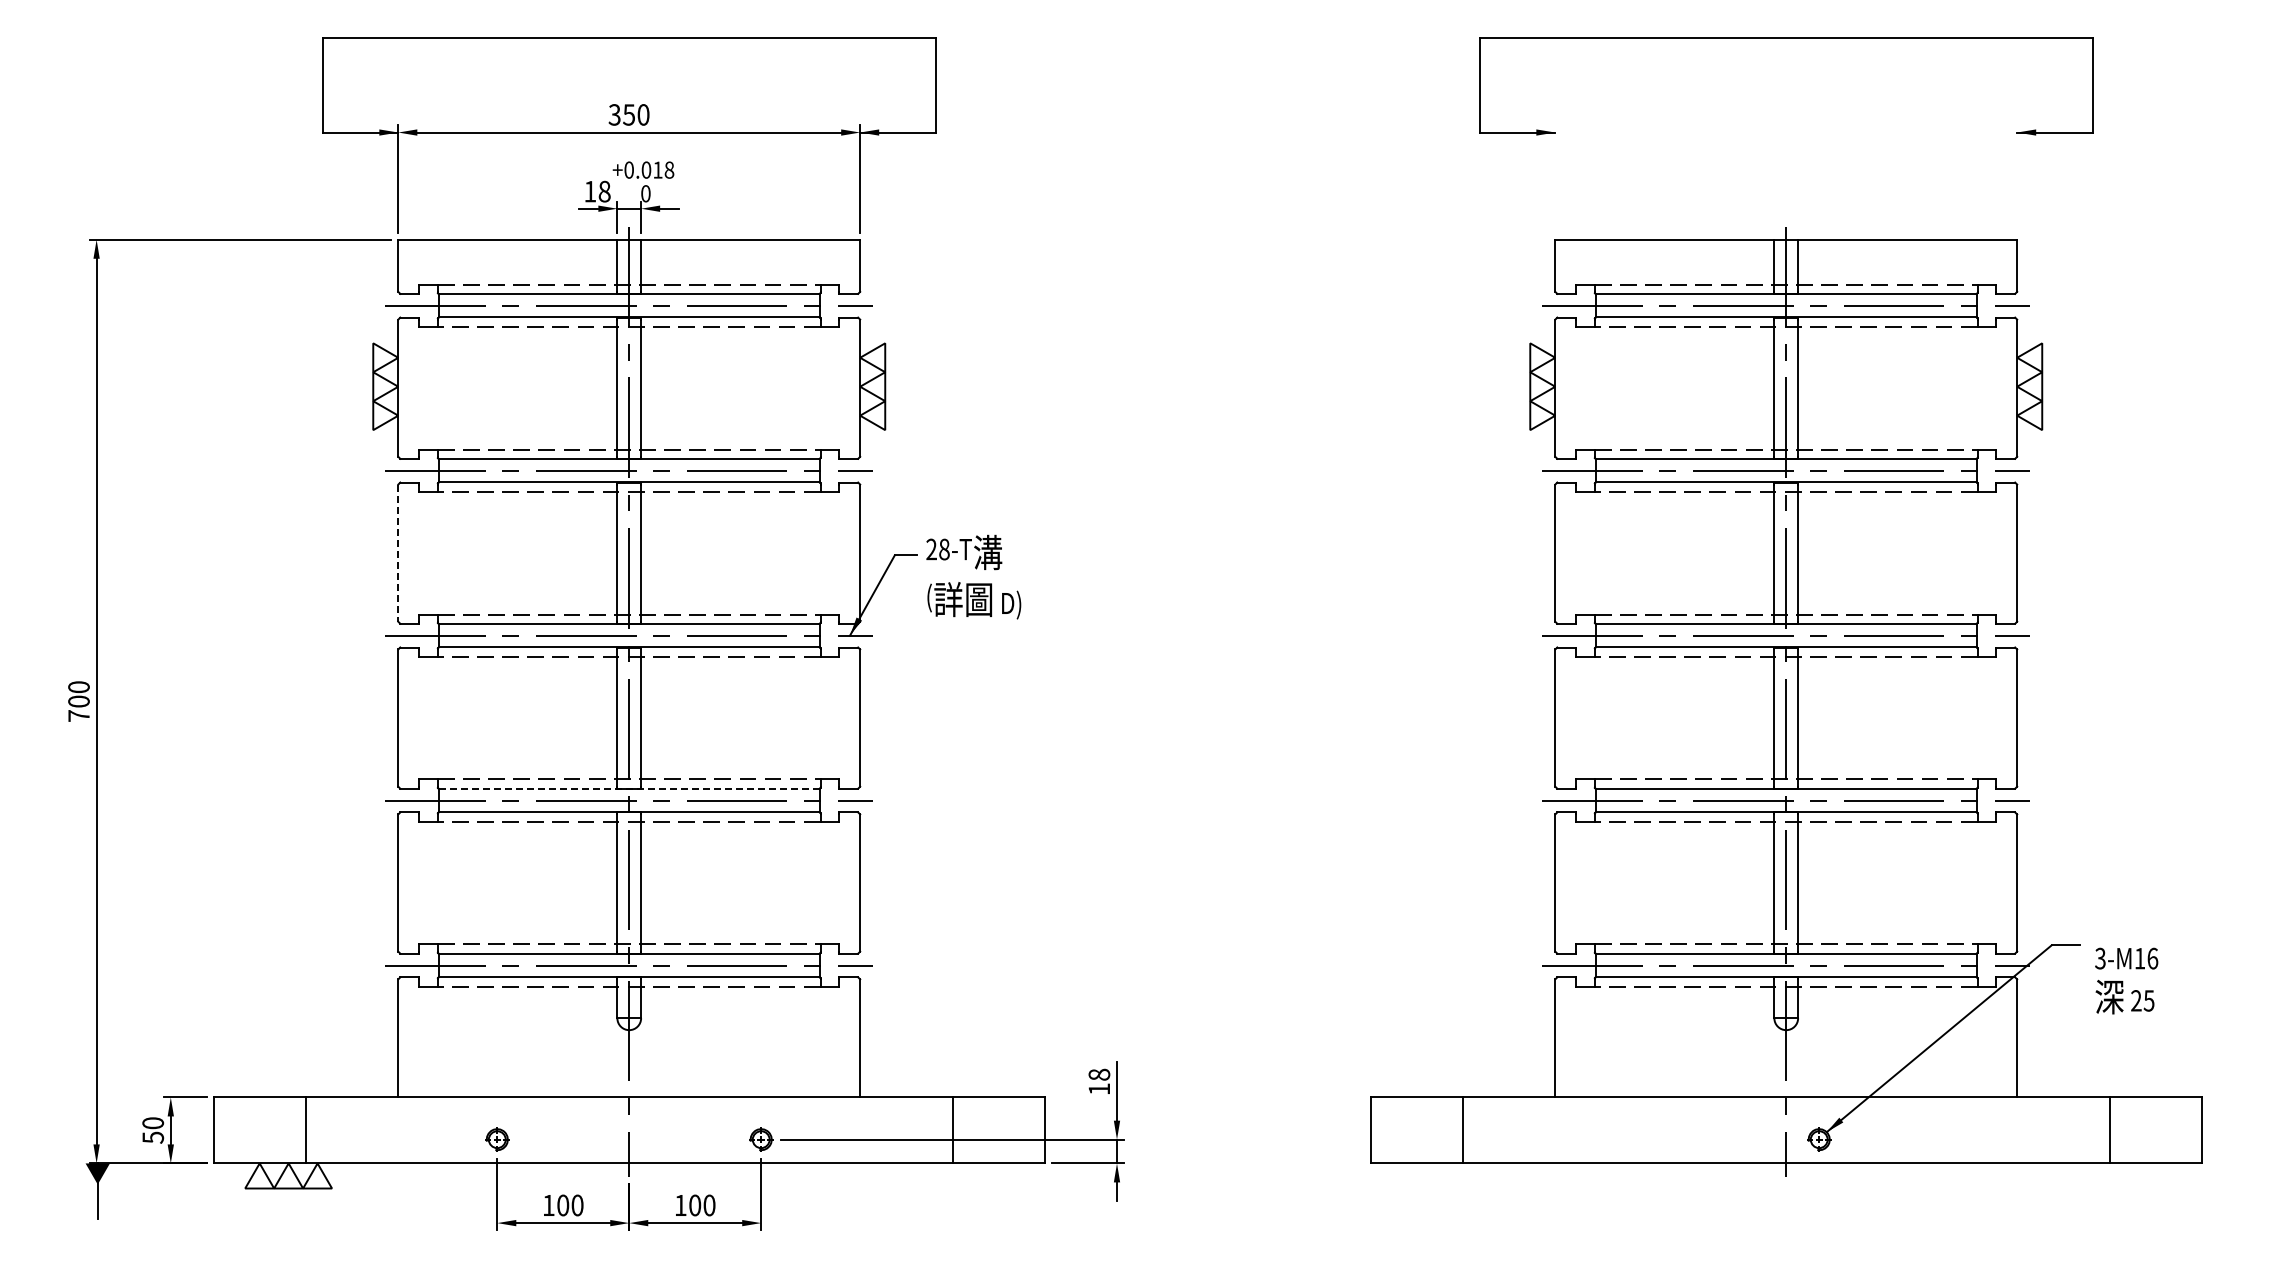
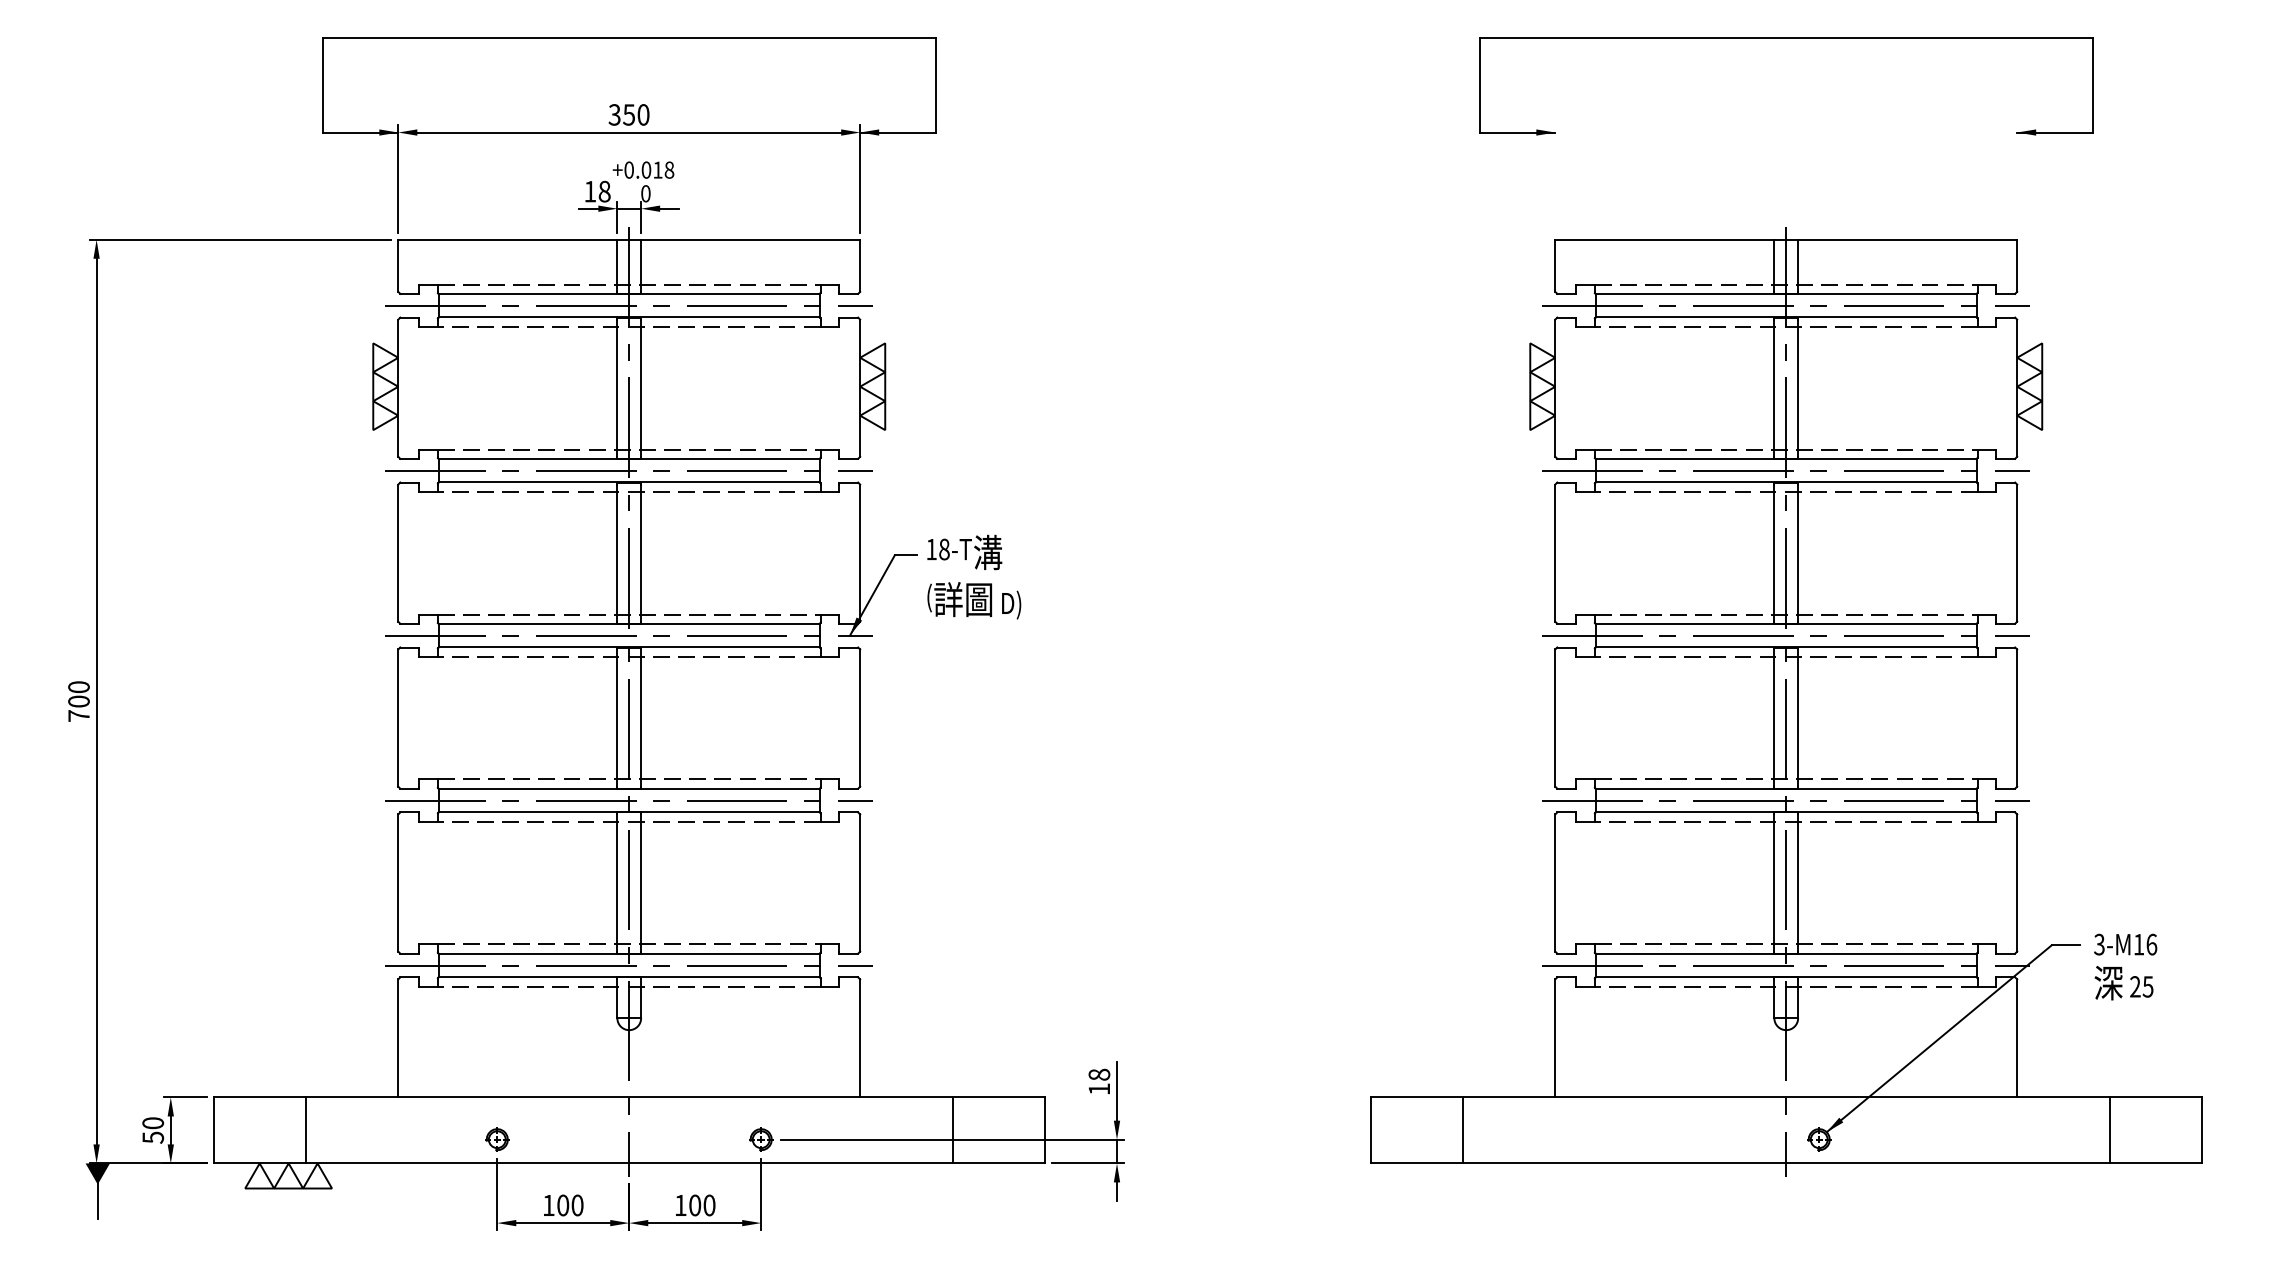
text: 28-T -> 18-T (931, 548)
line: dashed -> solid (398, 553)
line: dashed -> solid (628, 789)
text position: (2126, 980) -> (2125, 966) (2125, 966)
